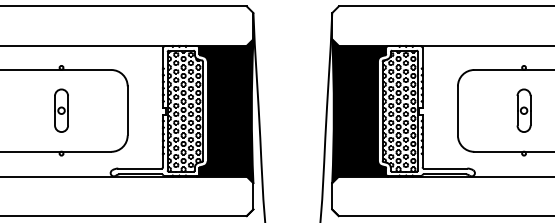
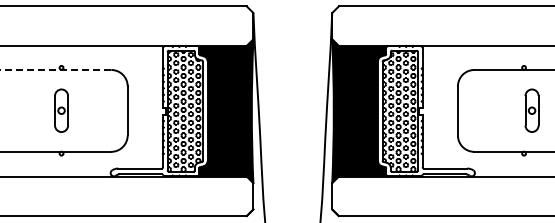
line: solid -> dashed (55, 70)
part position: (523, 110) -> (531, 110) (531, 110)
